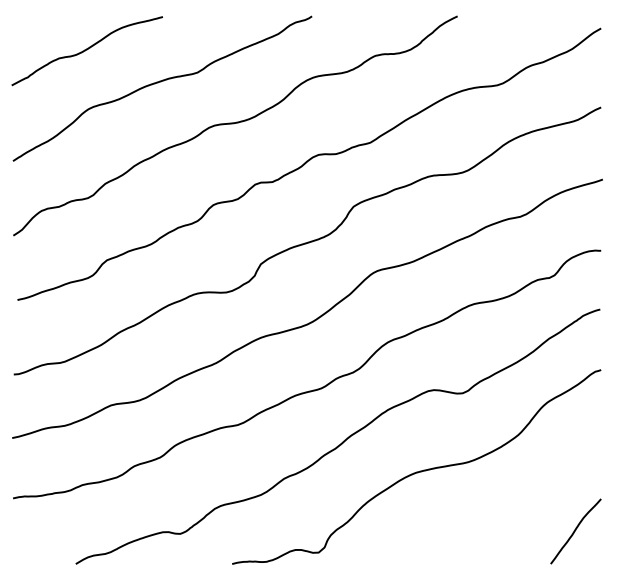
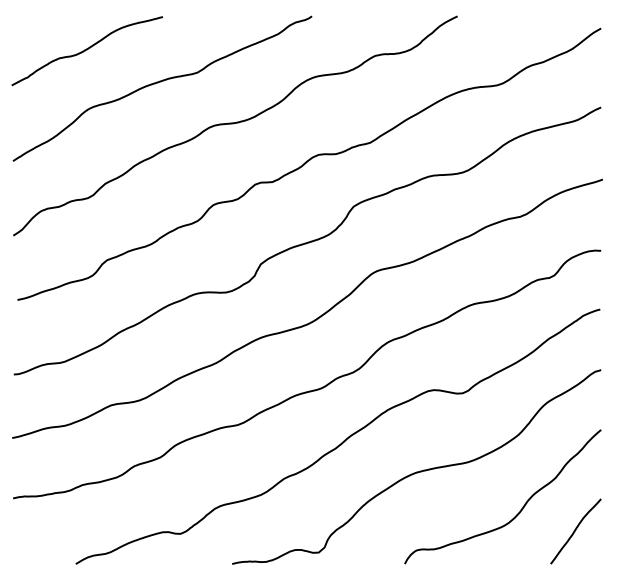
curve: none -> present (520, 509)
